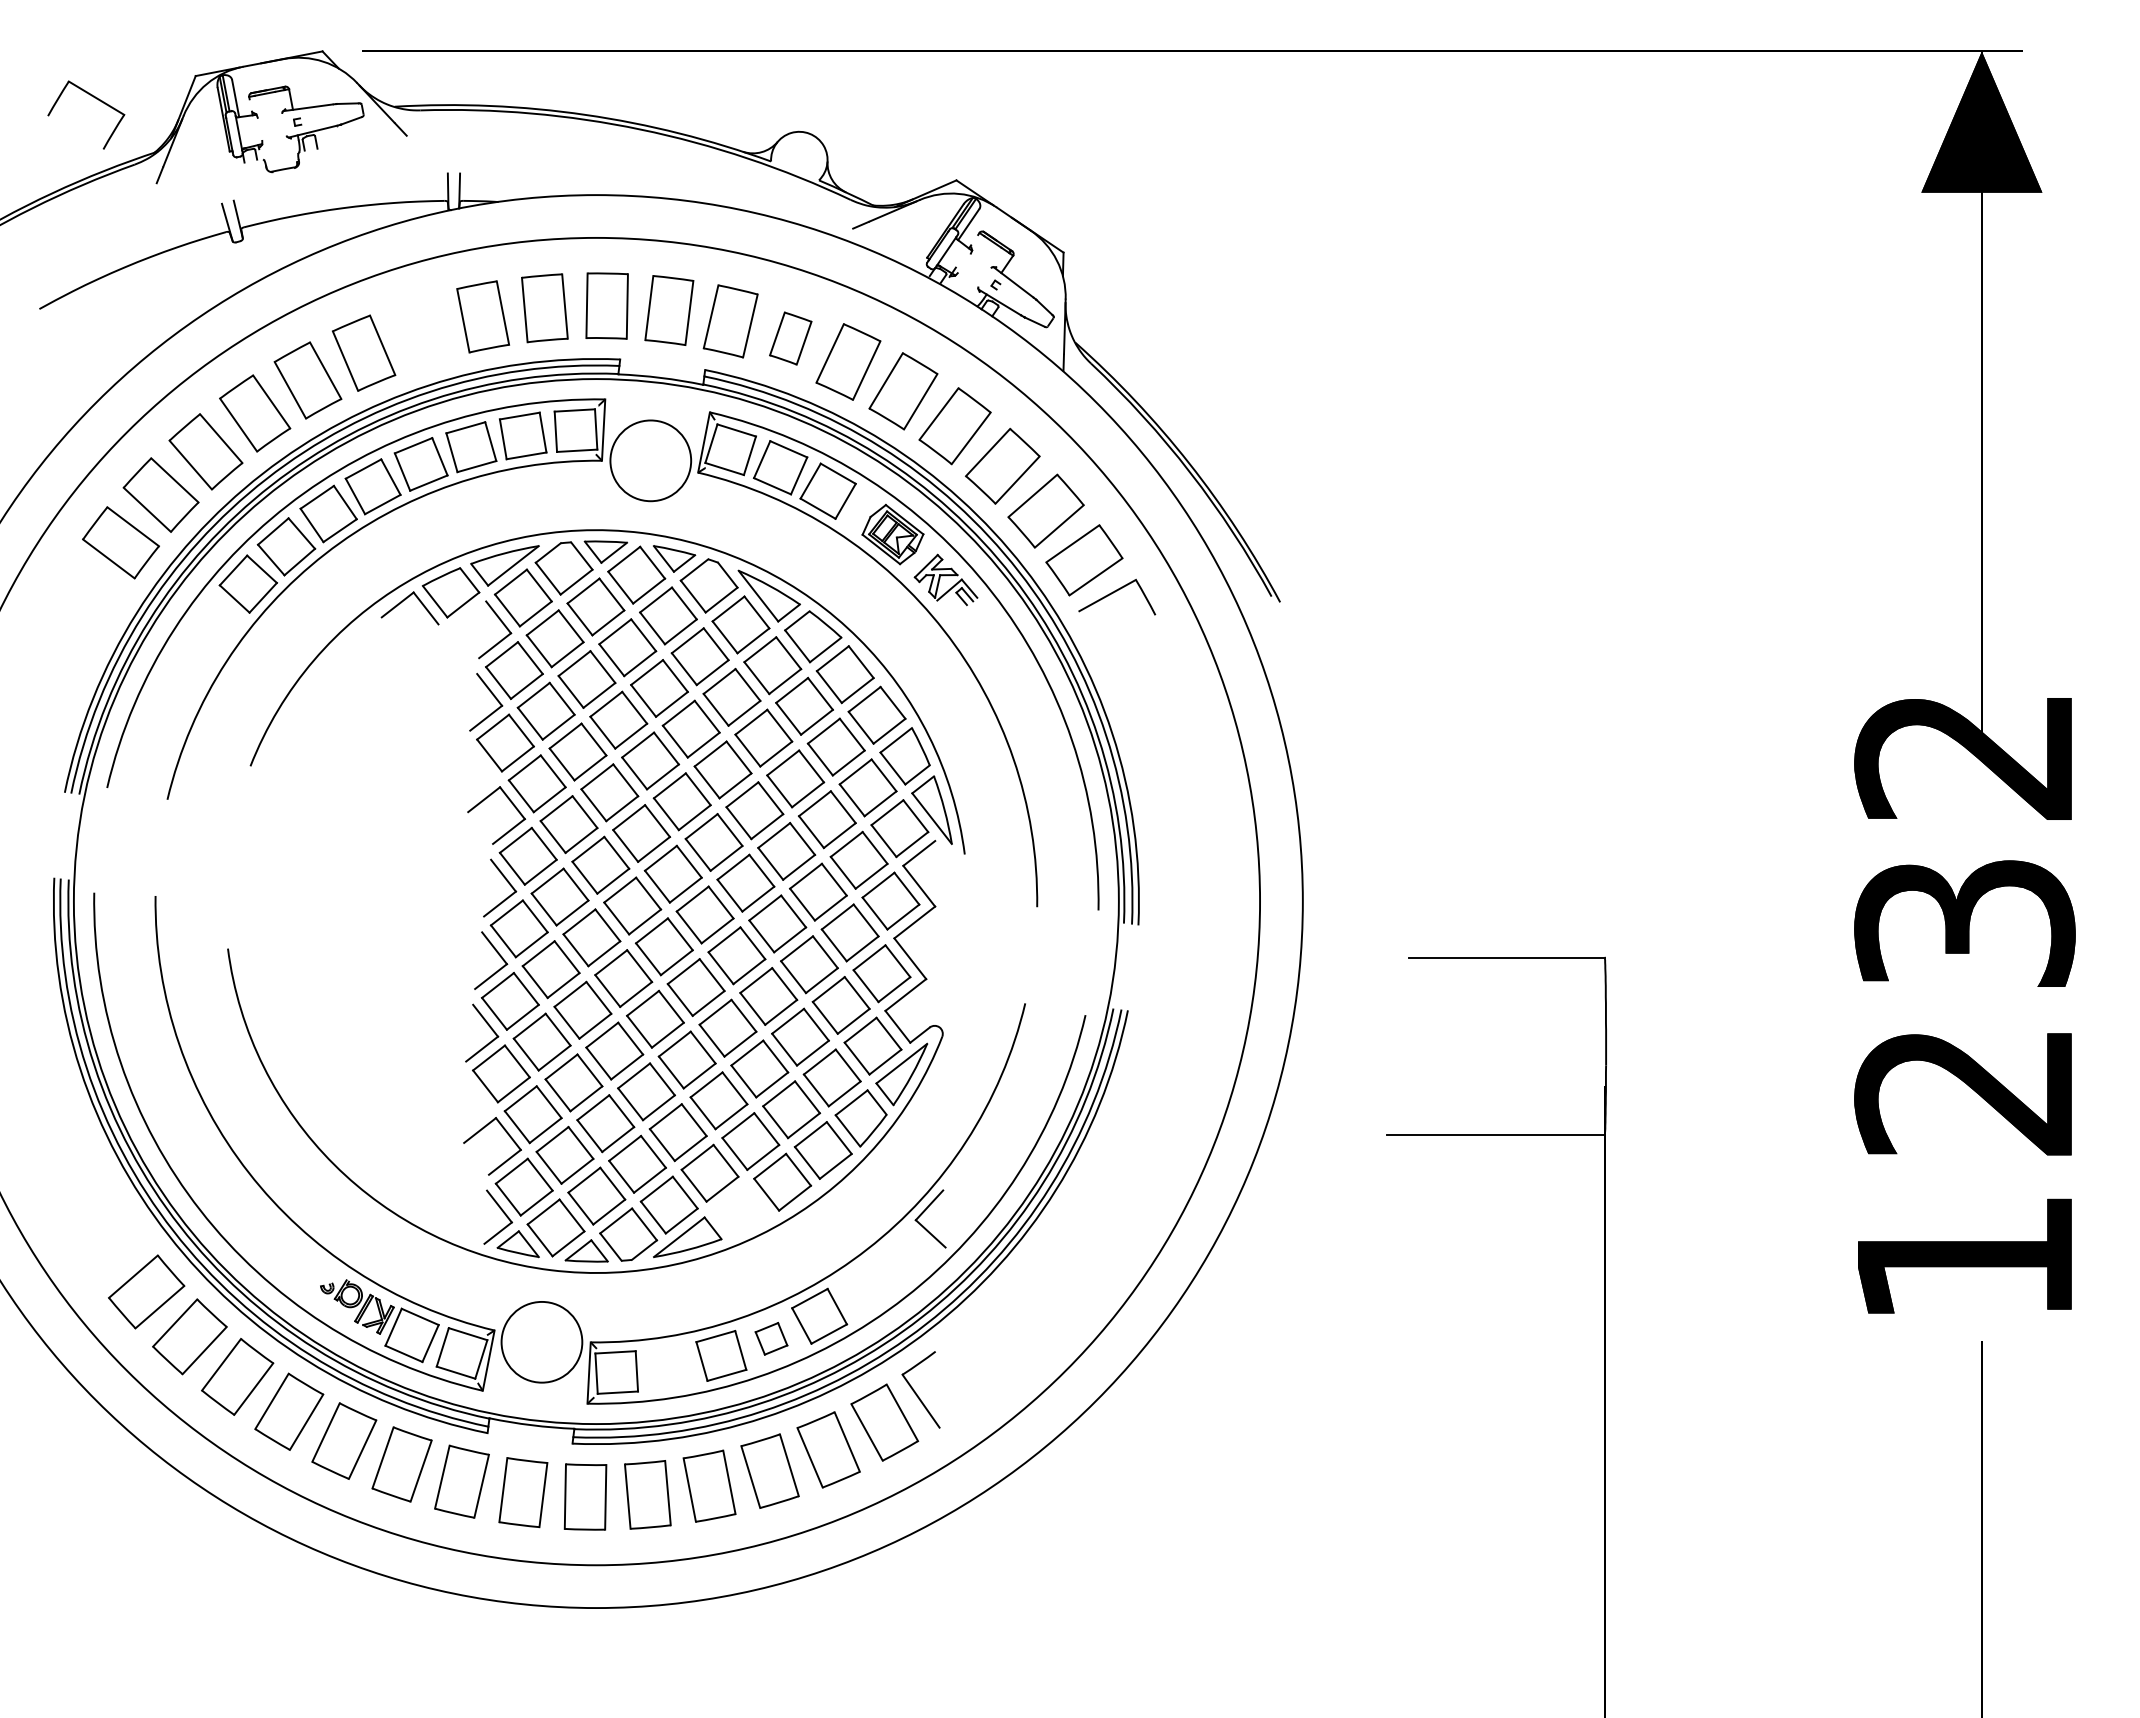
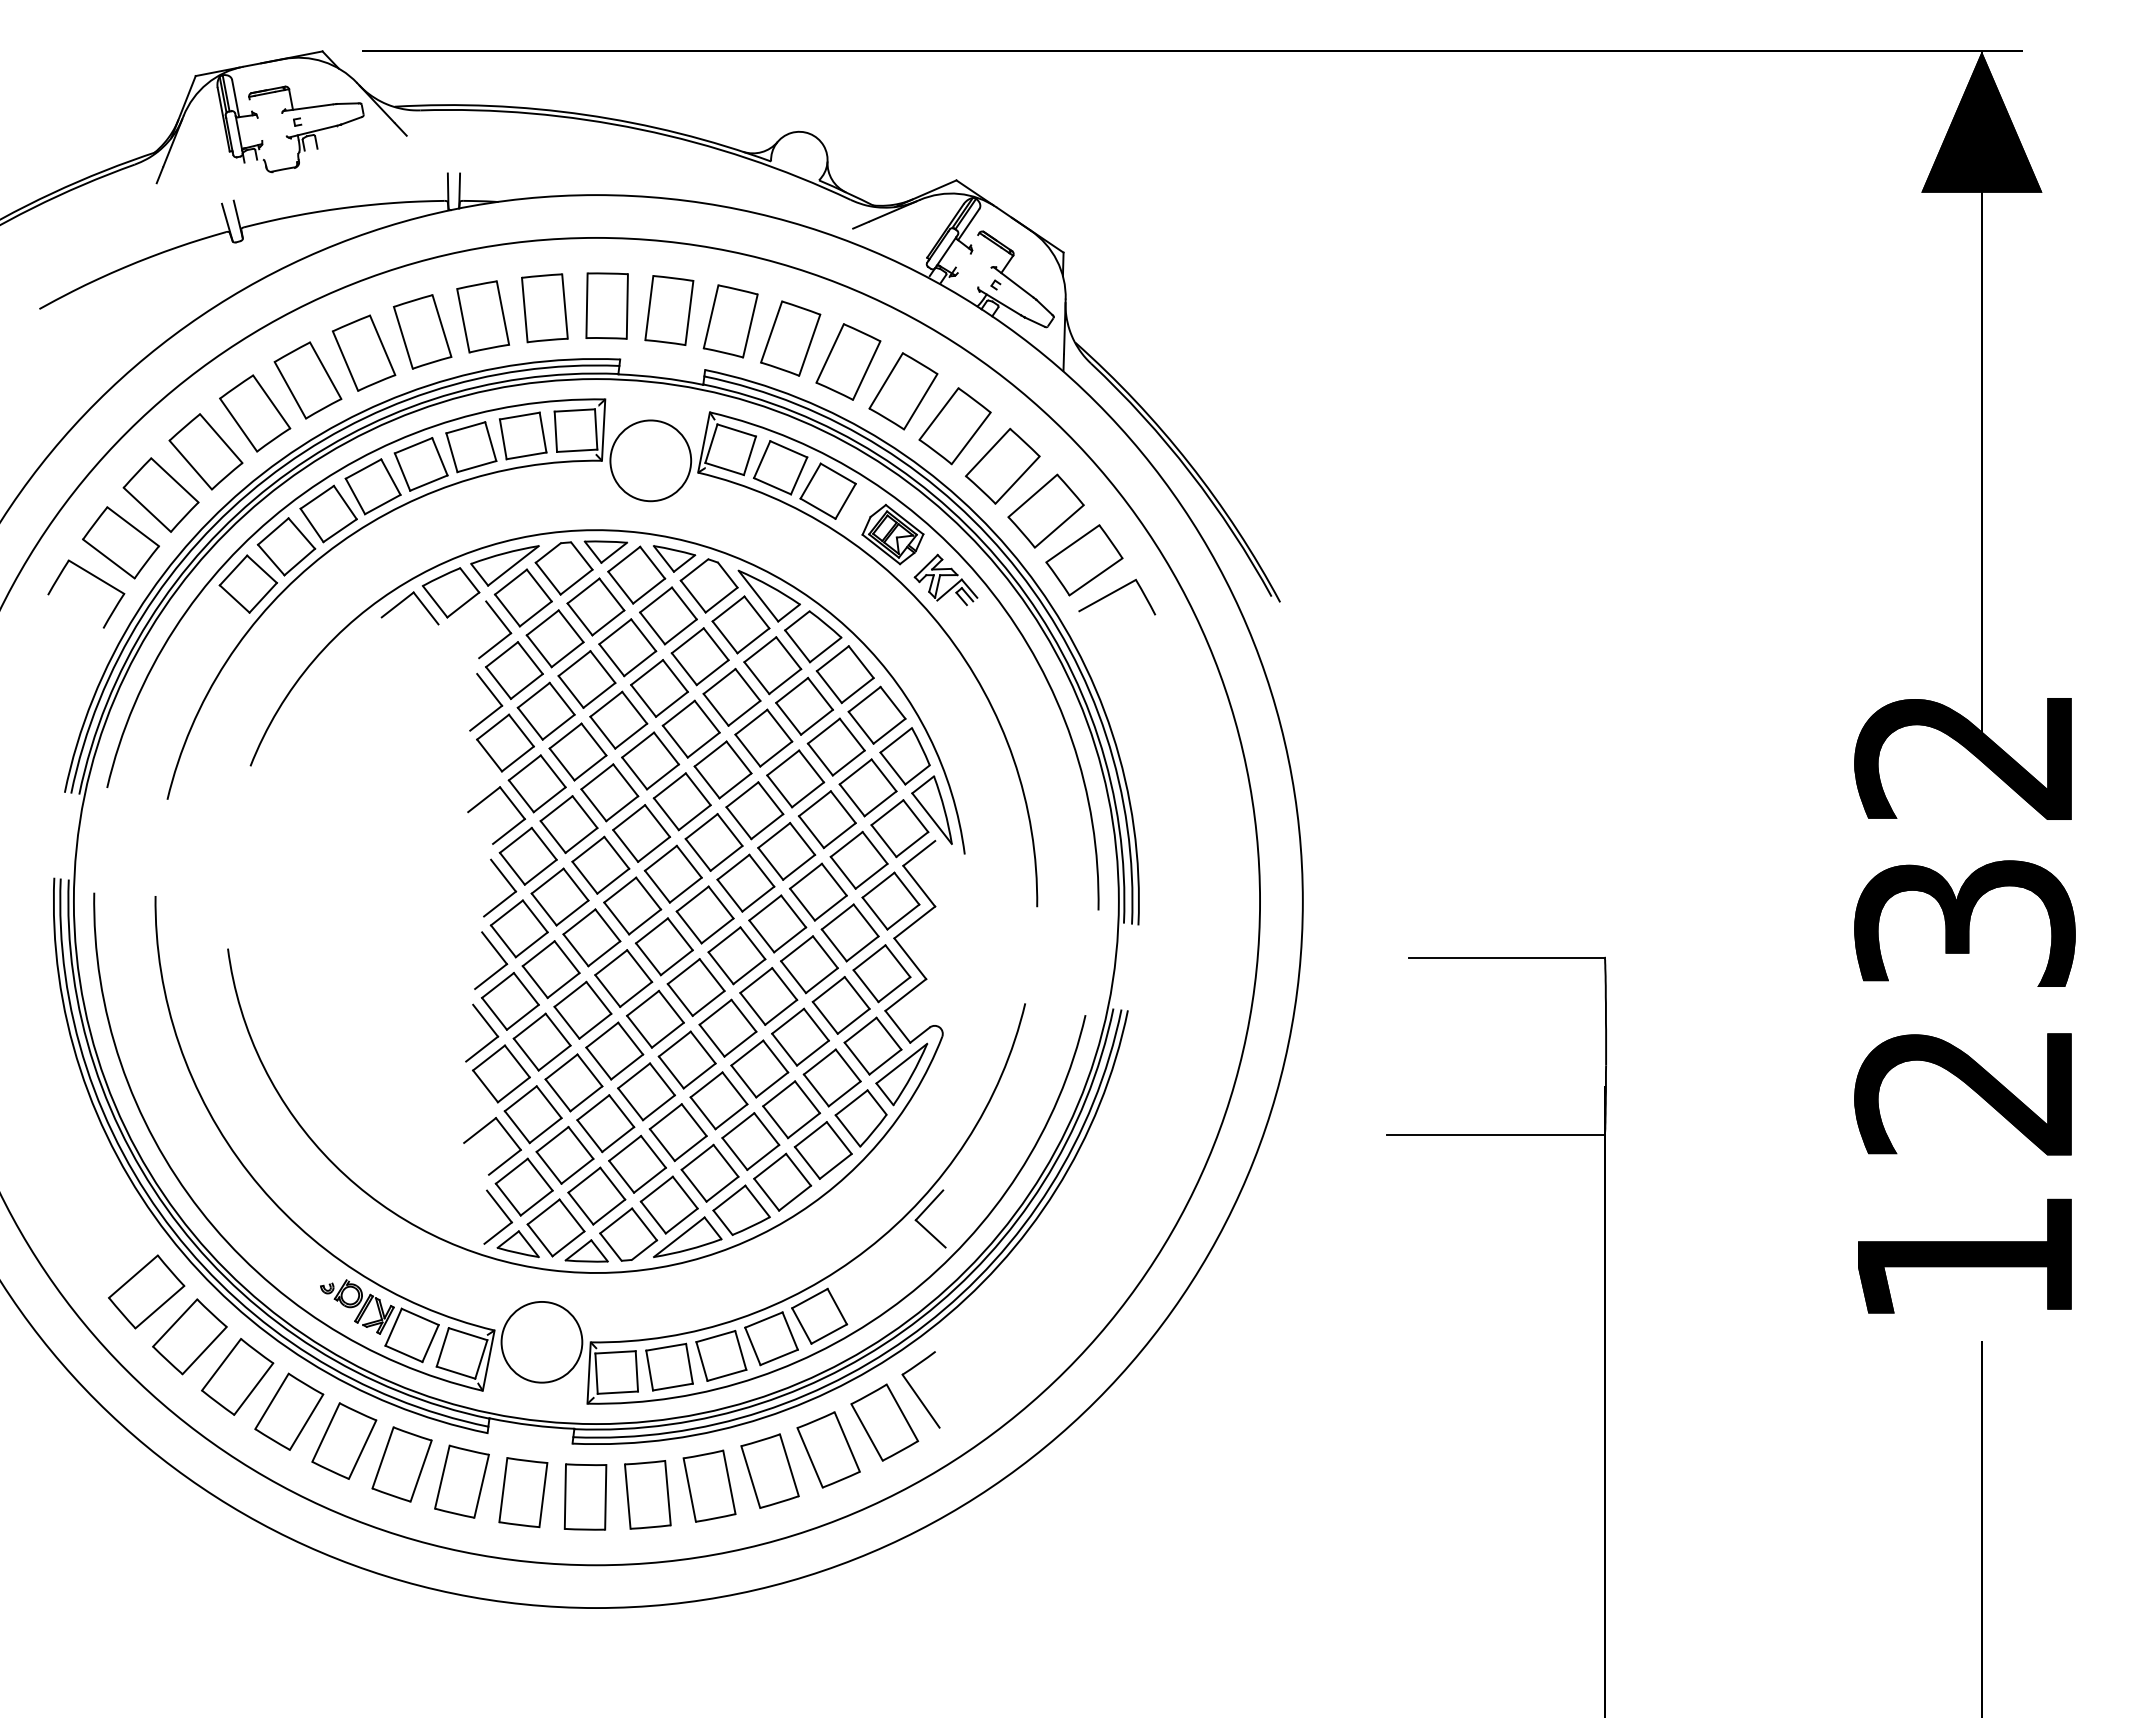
part position: (94, 98) -> (94, 577) (94, 577)
part: none -> present (422, 331)
part size: 44x55 px -> 62x77 px (790, 338)
part: none -> present (741, 1209)
part size: 35x34 px -> 55x56 px (771, 1338)
part: none -> present (669, 1366)
